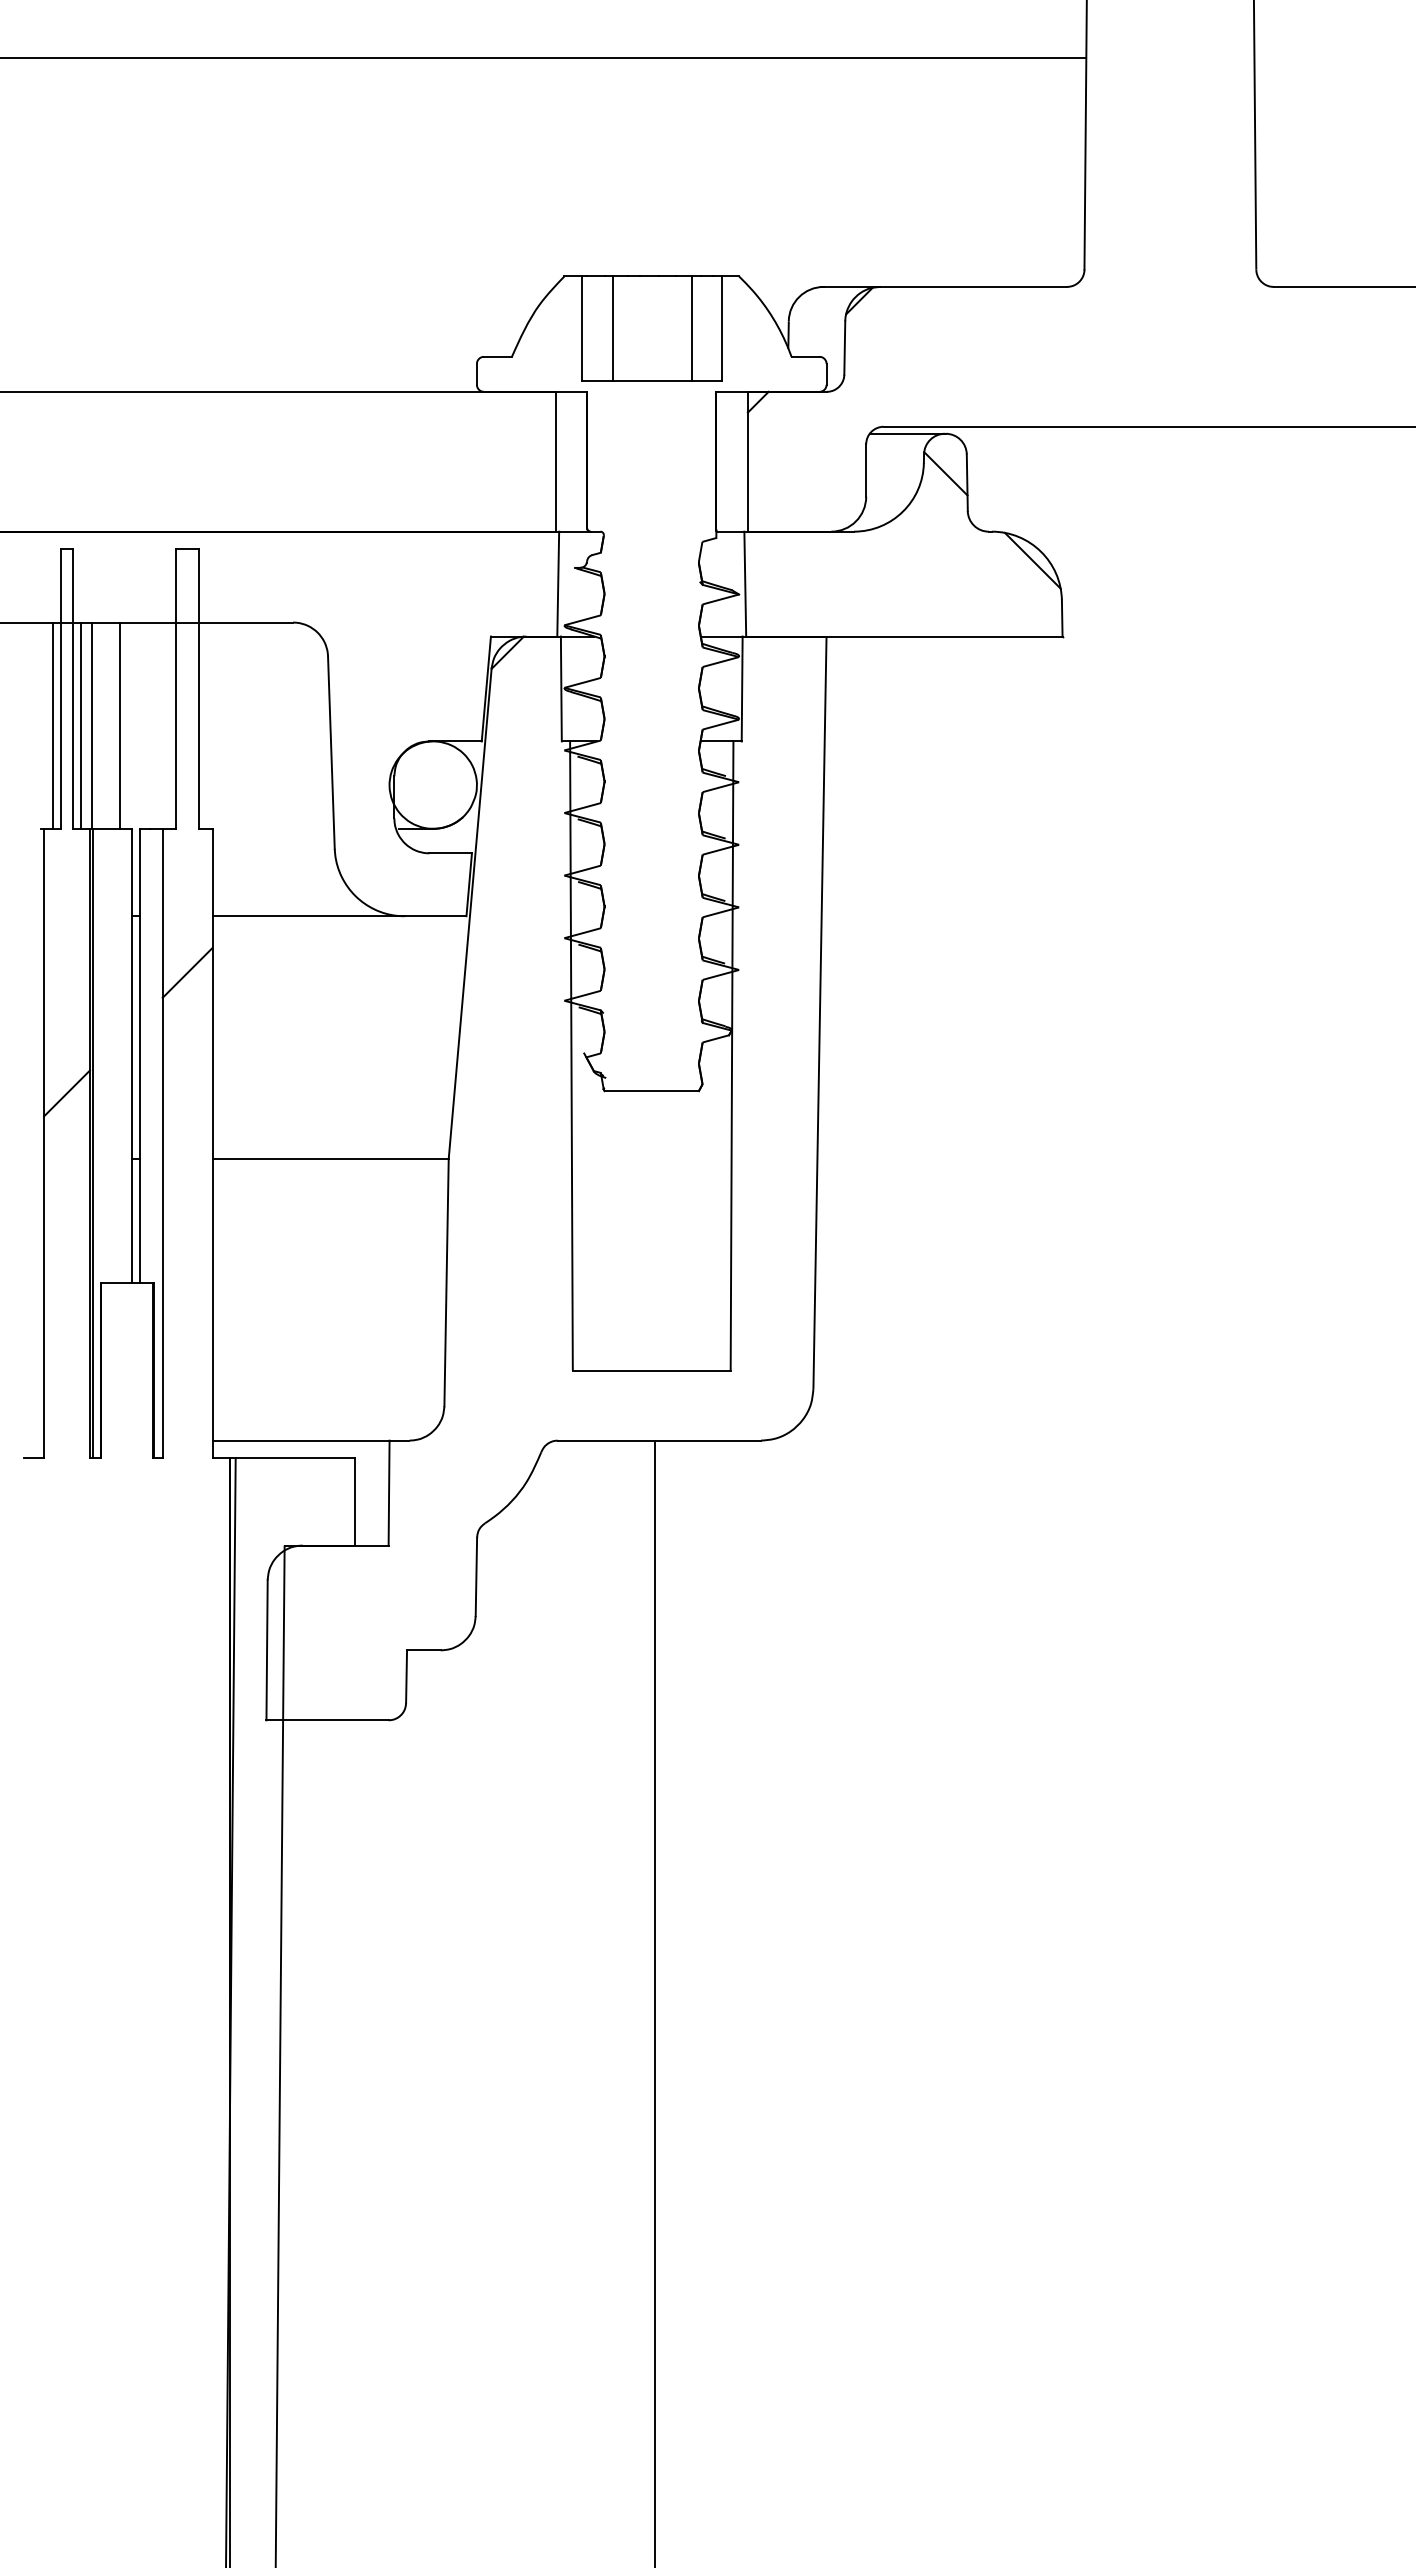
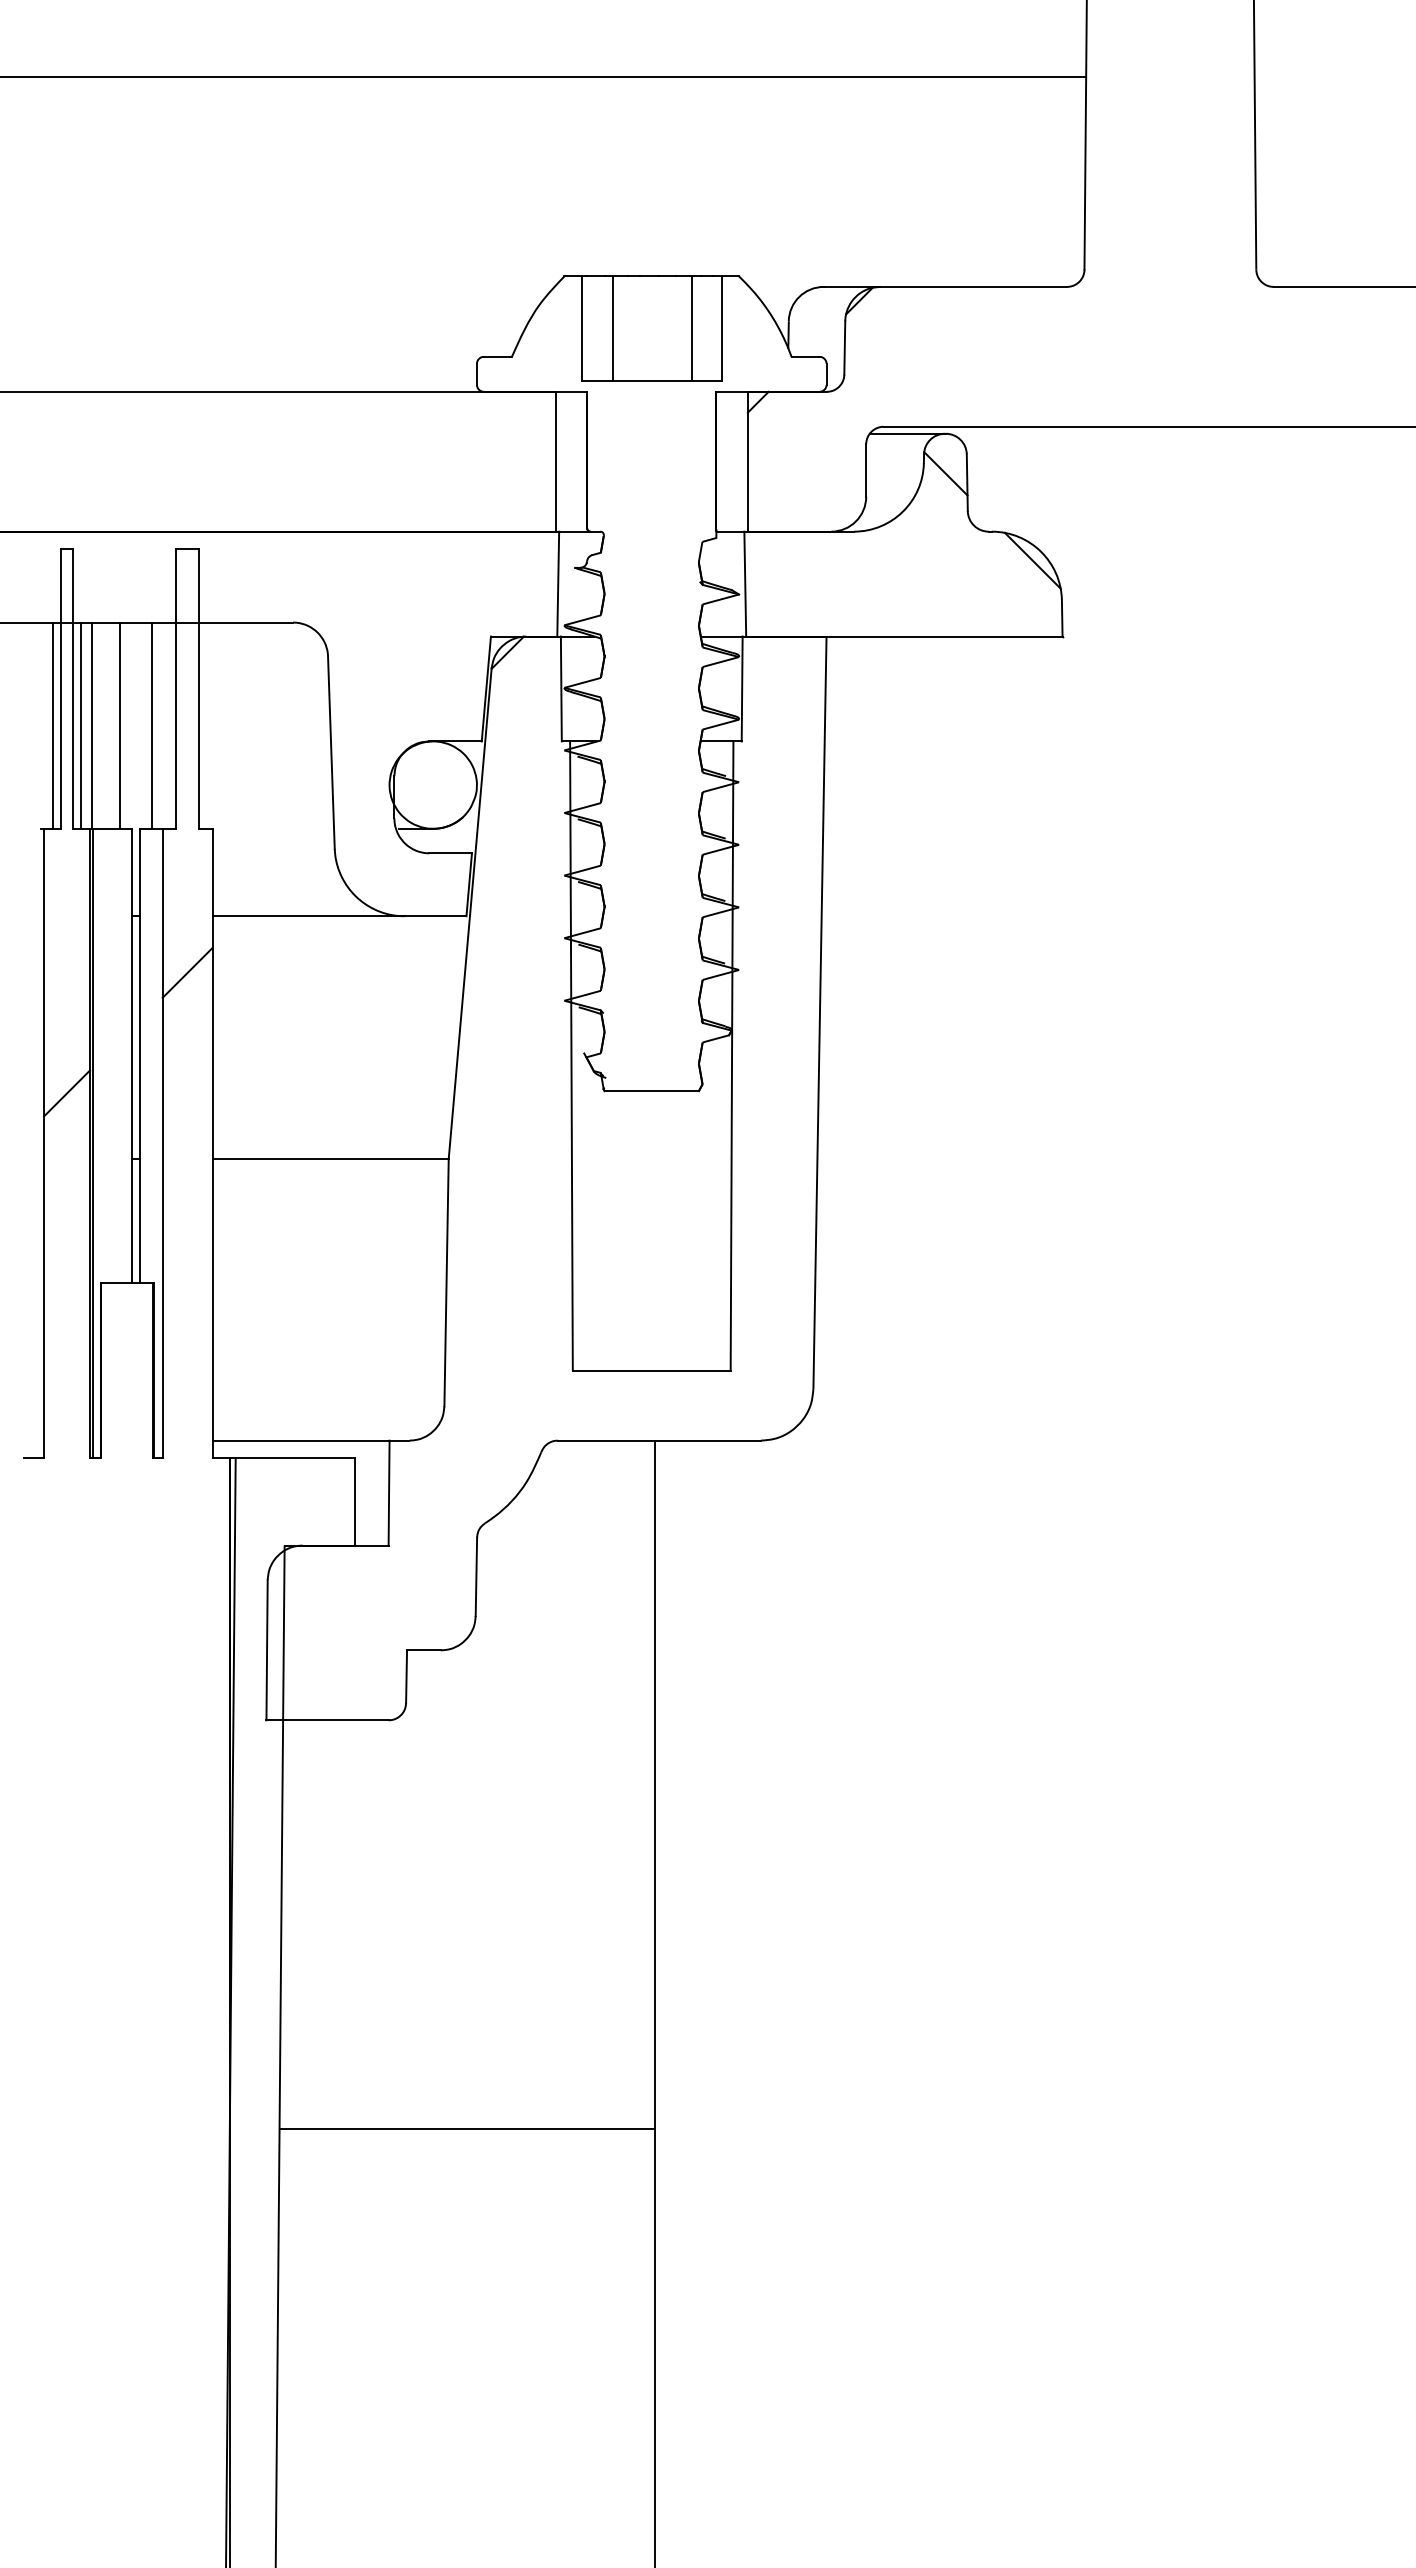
line position: (544, 58) -> (544, 77) (544, 77)
line: none -> present (152, 725)
line: none -> present (467, 2128)
